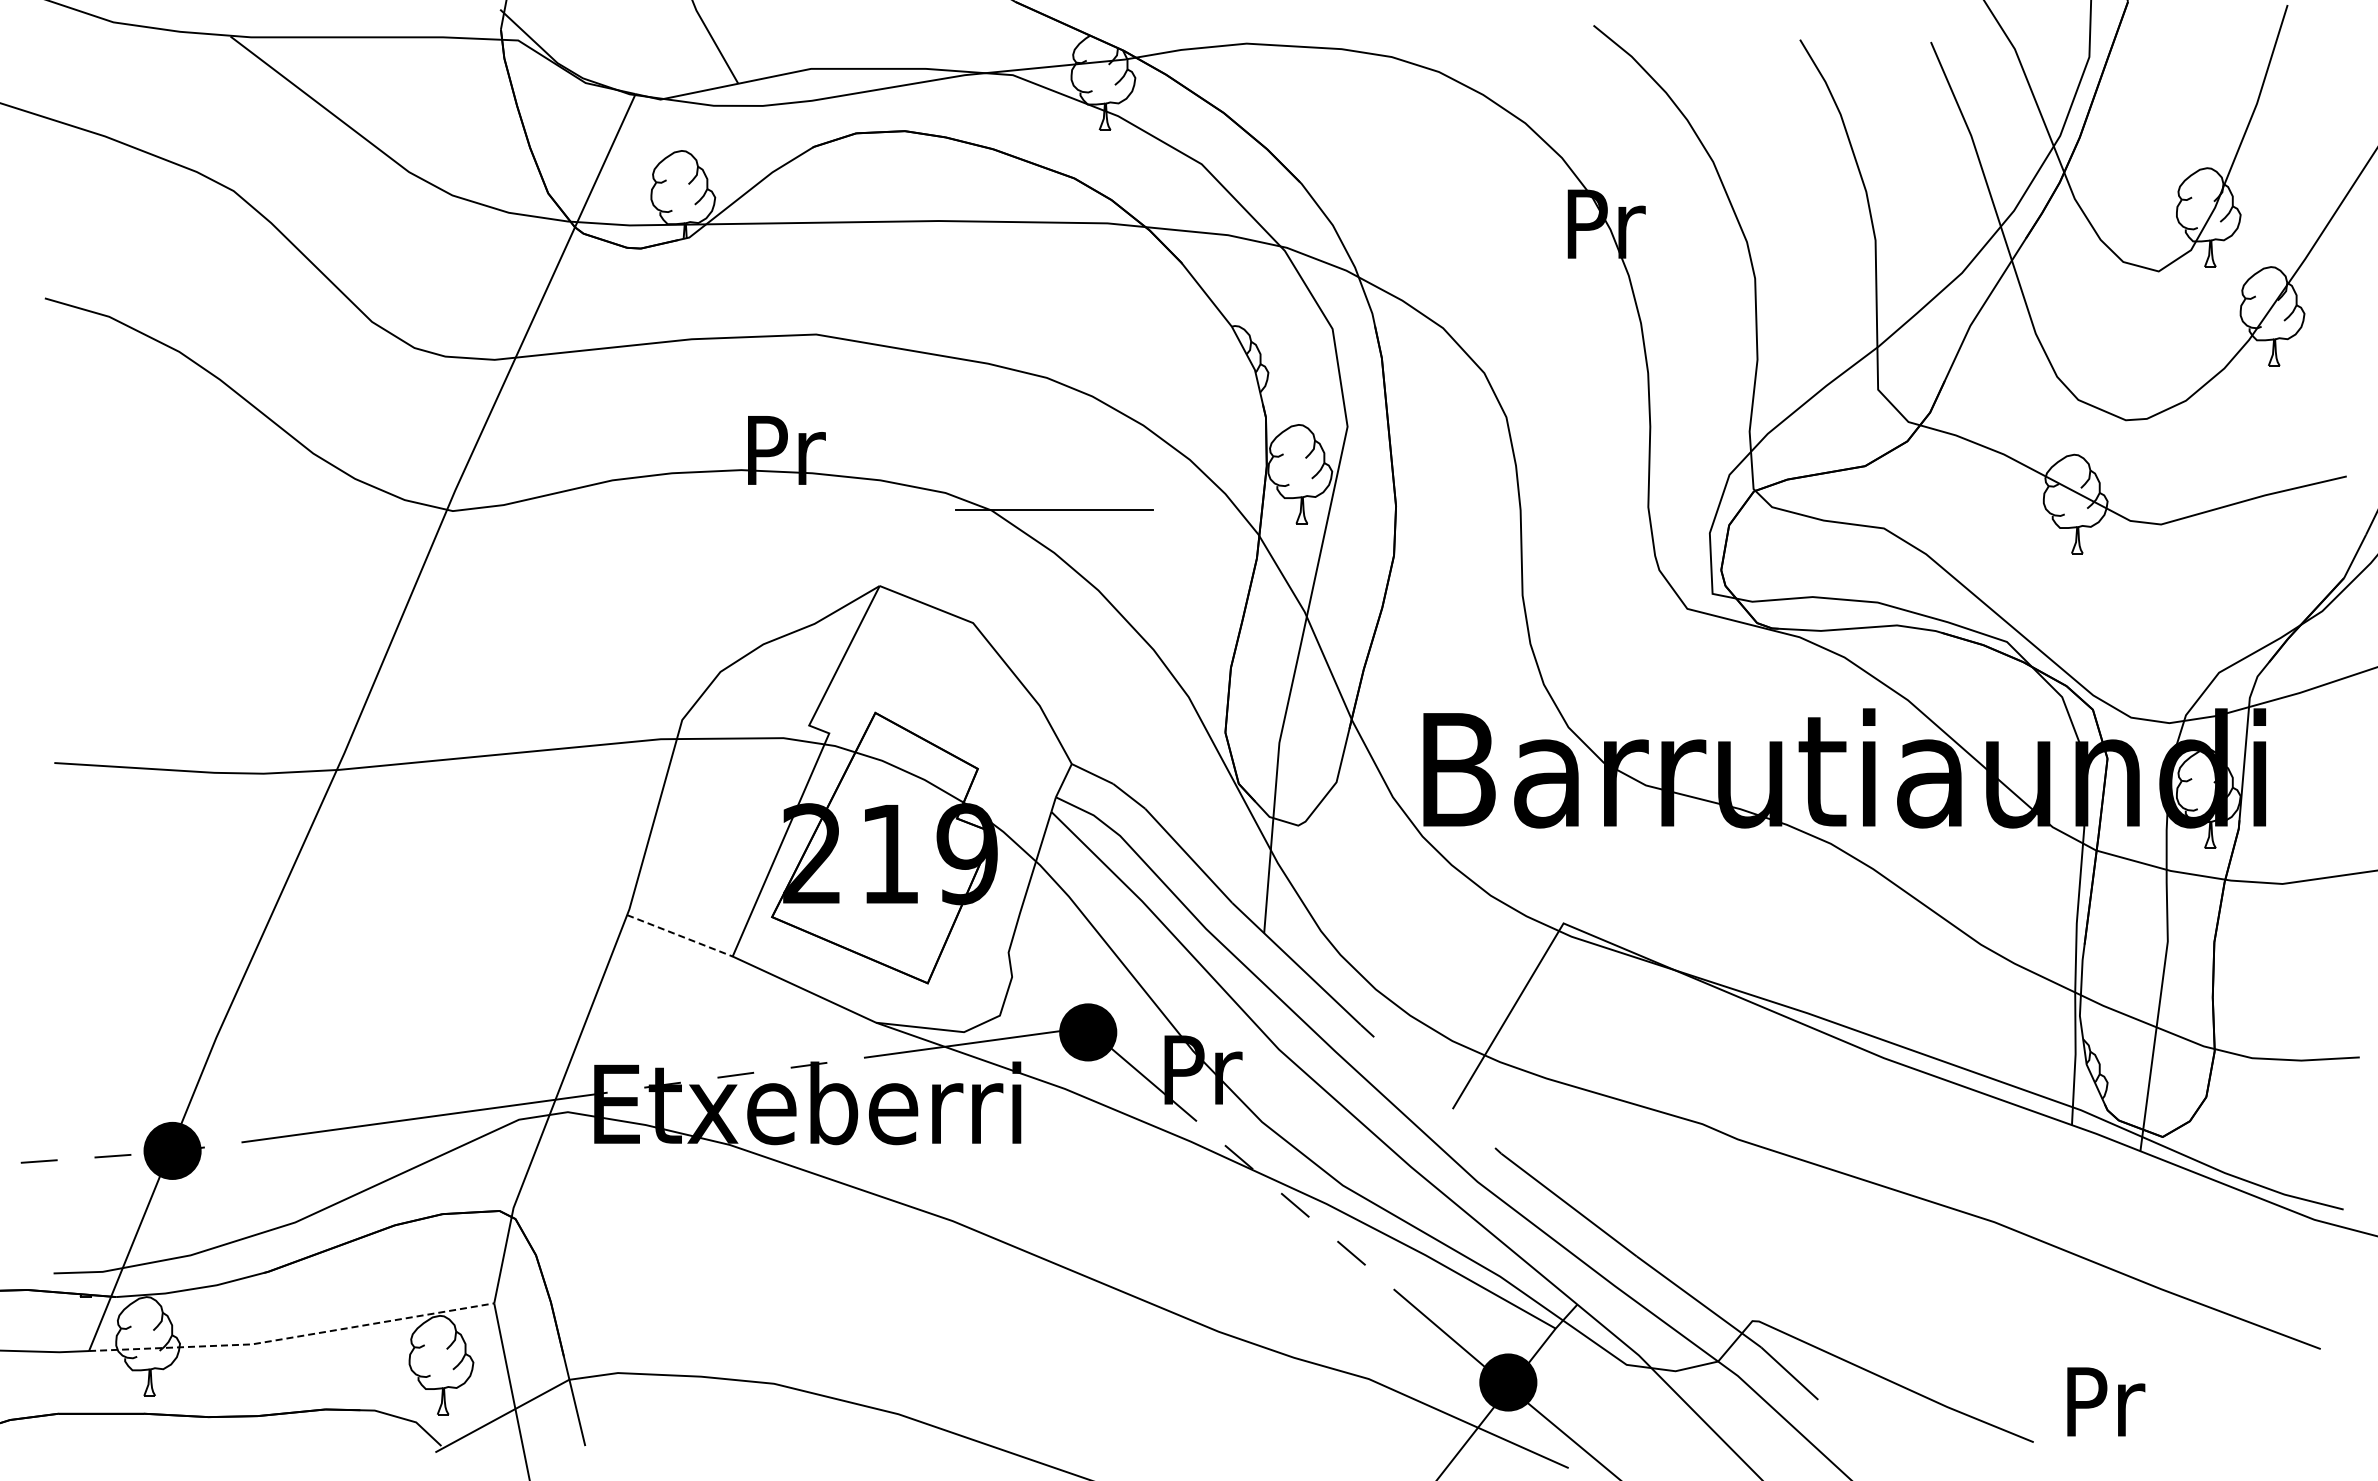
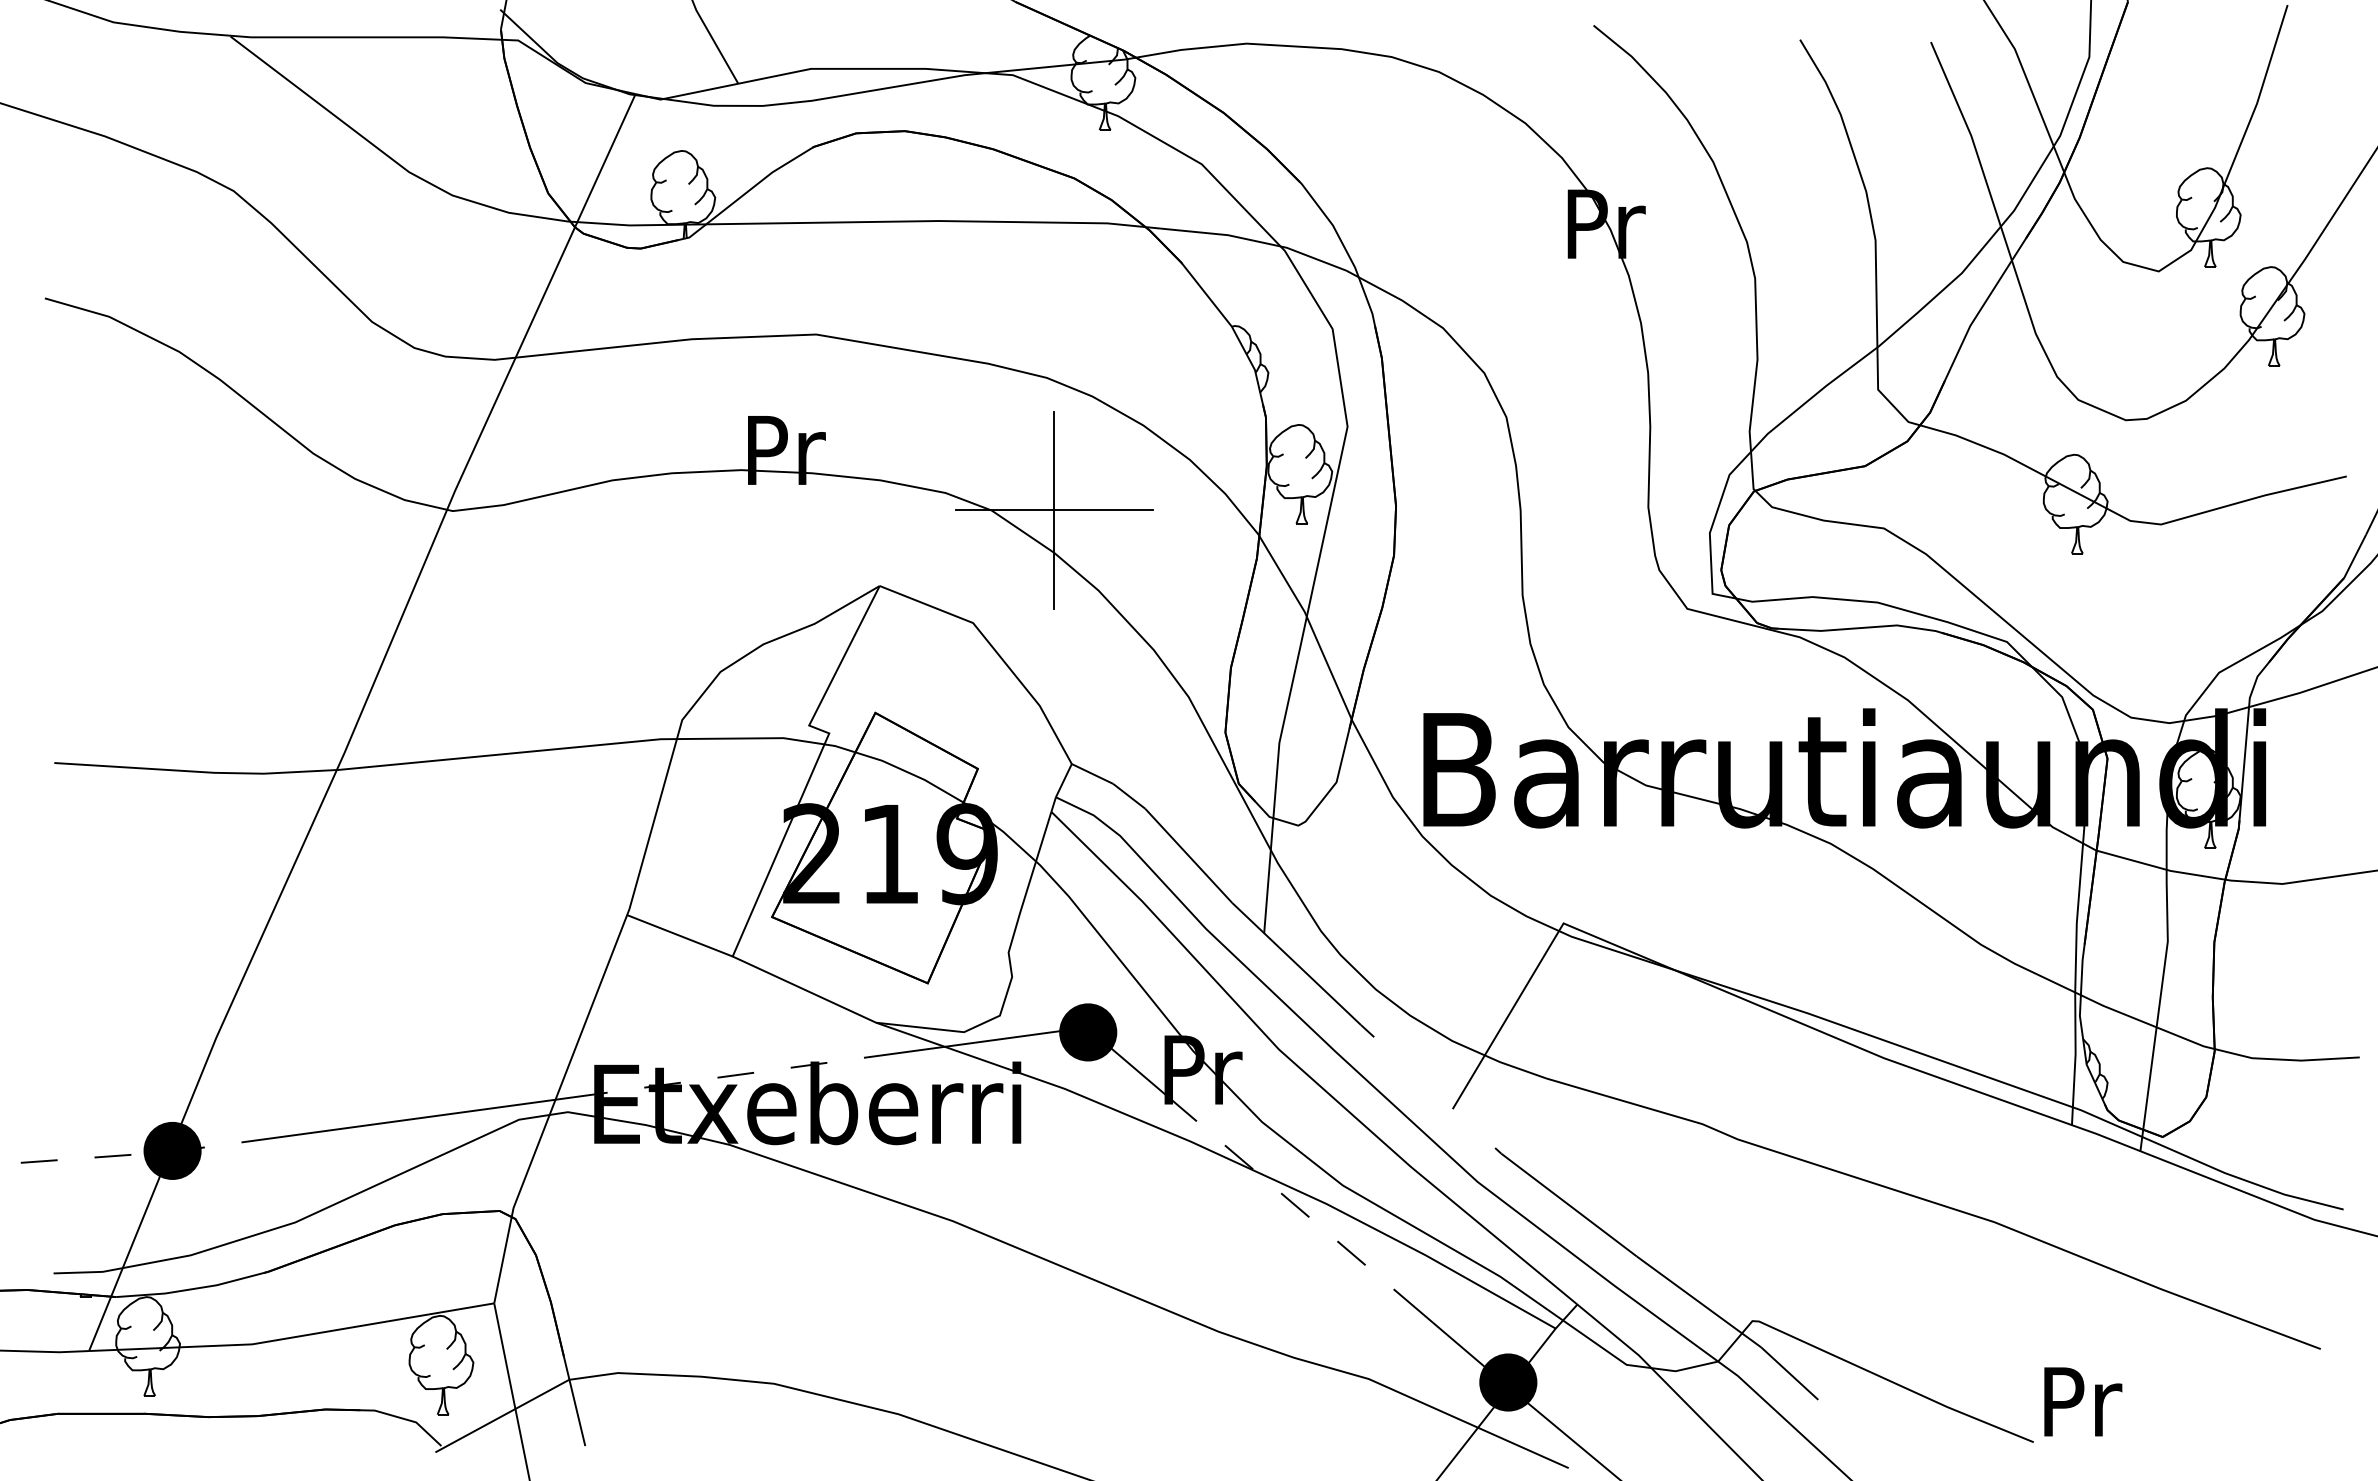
line: none -> present (1054, 509)
line: dashed -> solid (679, 935)
line: dashed -> solid (292, 1337)
text position: (2106, 1401) -> (2083, 1401) (2083, 1401)
